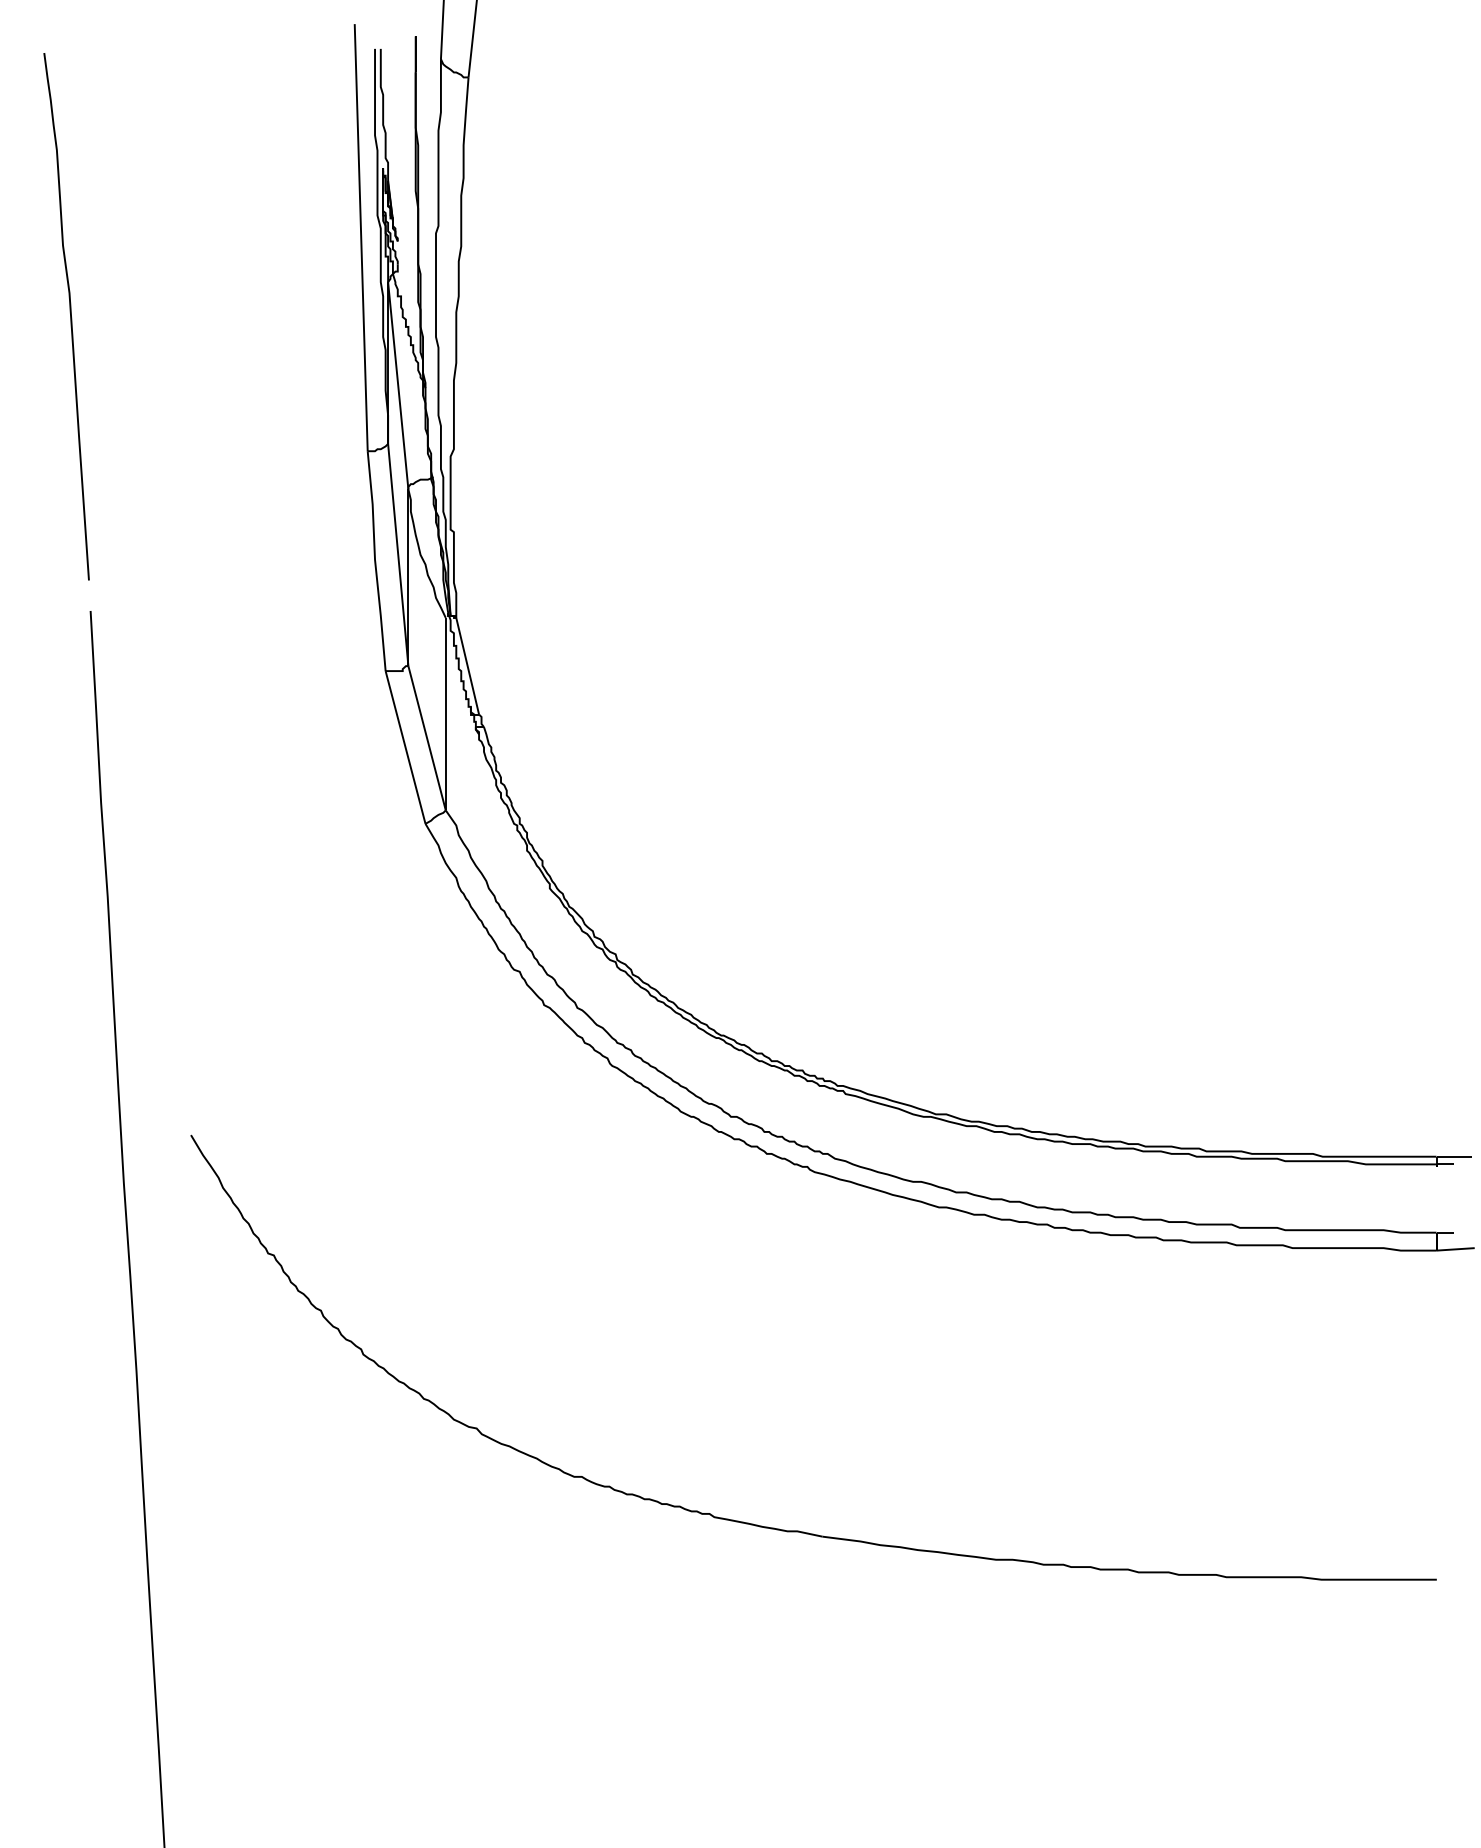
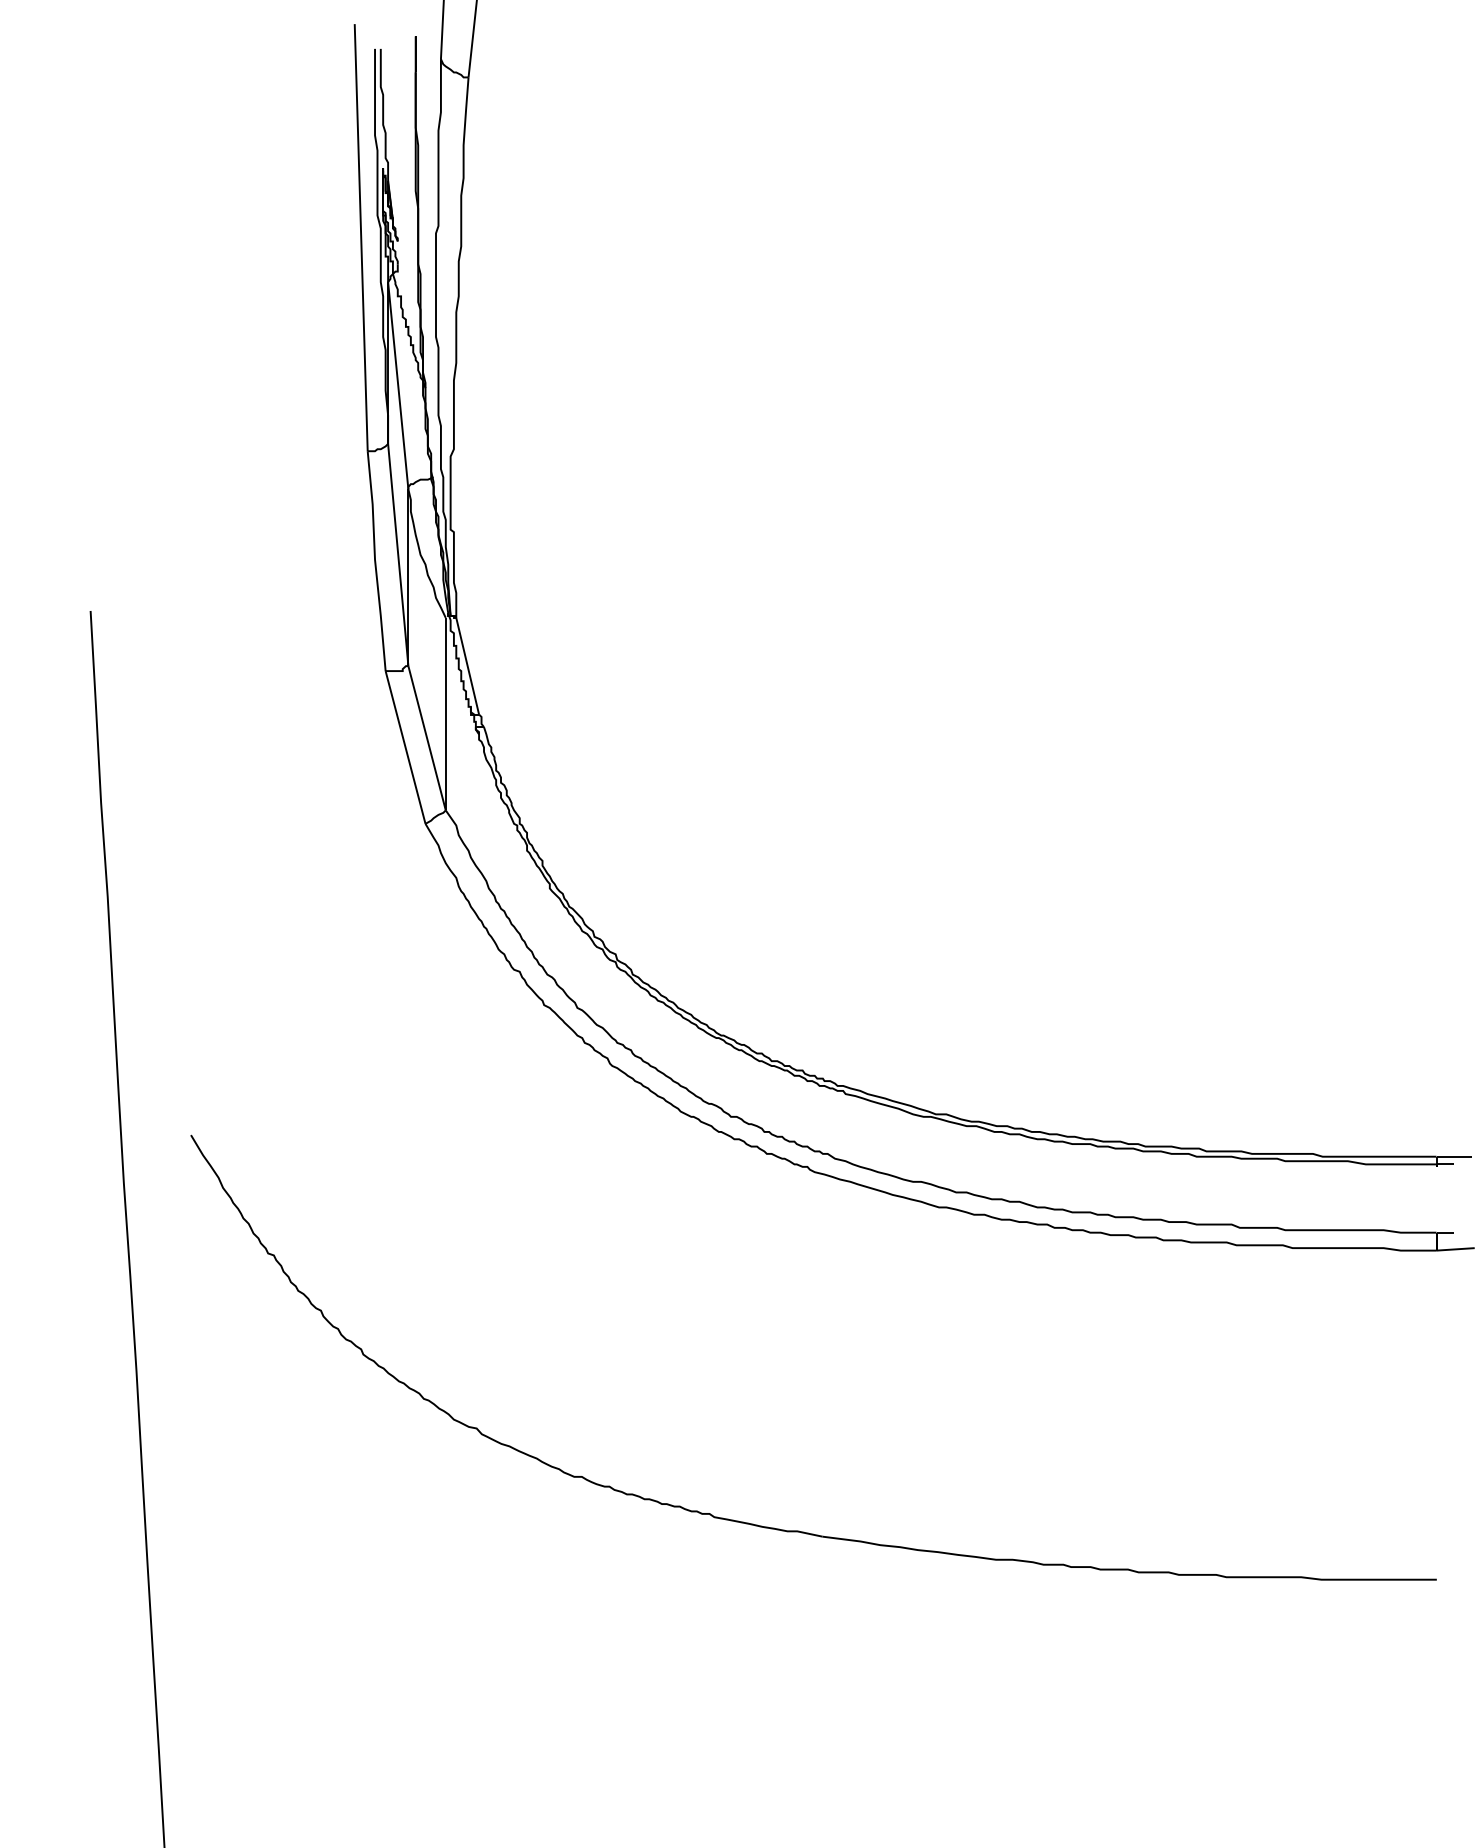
curve: present -> none (70, 316)
